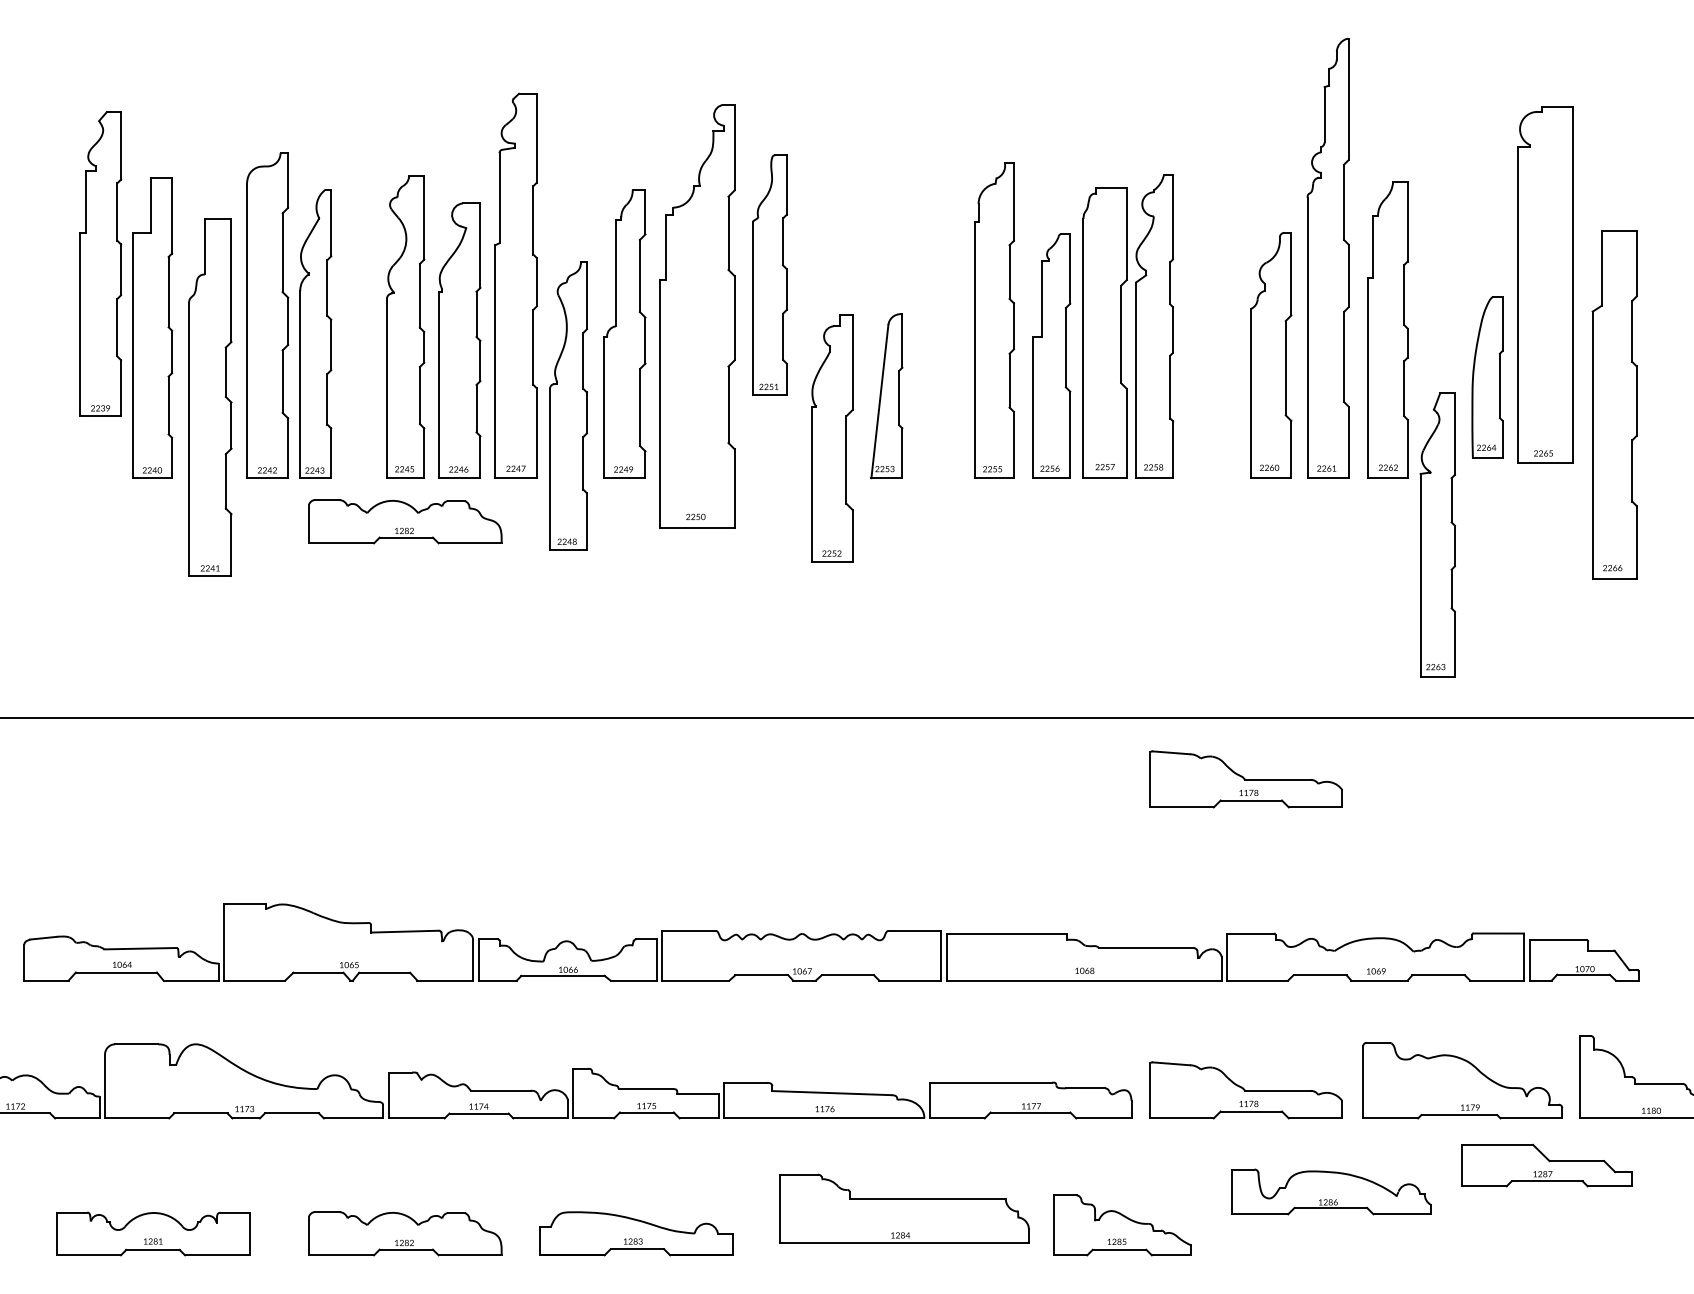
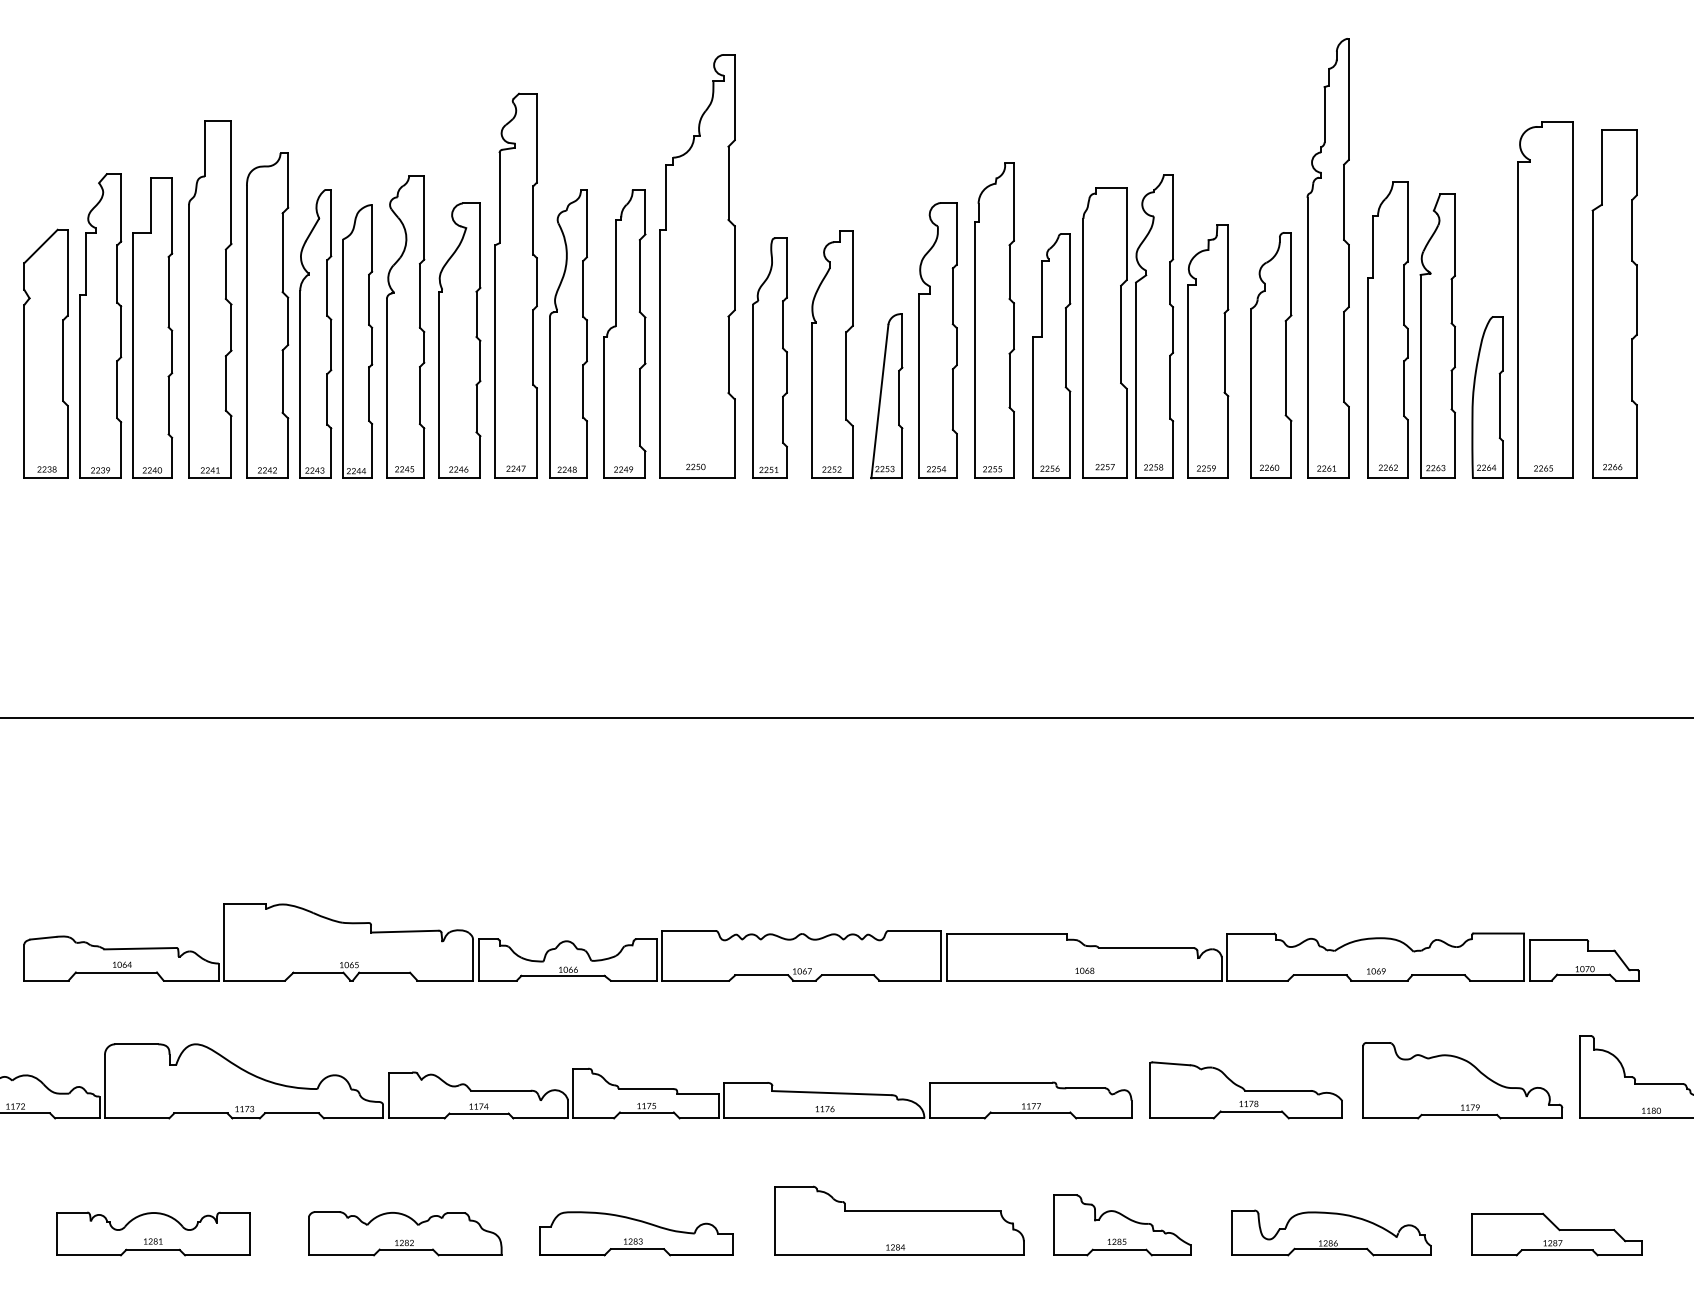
part position: (100, 263) -> (100, 325) (100, 325)
part position: (769, 274) -> (769, 357) (769, 357)
part position: (1545, 284) -> (1545, 299) (1545, 299)
part position: (697, 316) -> (697, 266) (697, 266)
part: none -> present (937, 340)
part: none -> present (357, 341)
part: none -> present (1208, 351)
part: none -> present (45, 353)
part position: (1487, 377) -> (1487, 397) (1487, 397)
part position: (210, 397) -> (210, 299) (210, 299)
part position: (1614, 404) -> (1614, 303) (1614, 303)
part position: (568, 405) -> (568, 333) (568, 333)
part position: (832, 438) -> (832, 354) (832, 354)
part: present -> none (405, 521)
part position: (1437, 534) -> (1437, 335) (1437, 335)
part: present -> none (1245, 779)
part position: (1546, 1165) -> (1556, 1234) (1556, 1234)
part position: (1331, 1191) -> (1331, 1232) (1331, 1232)
part position: (904, 1208) -> (899, 1220) (899, 1220)
